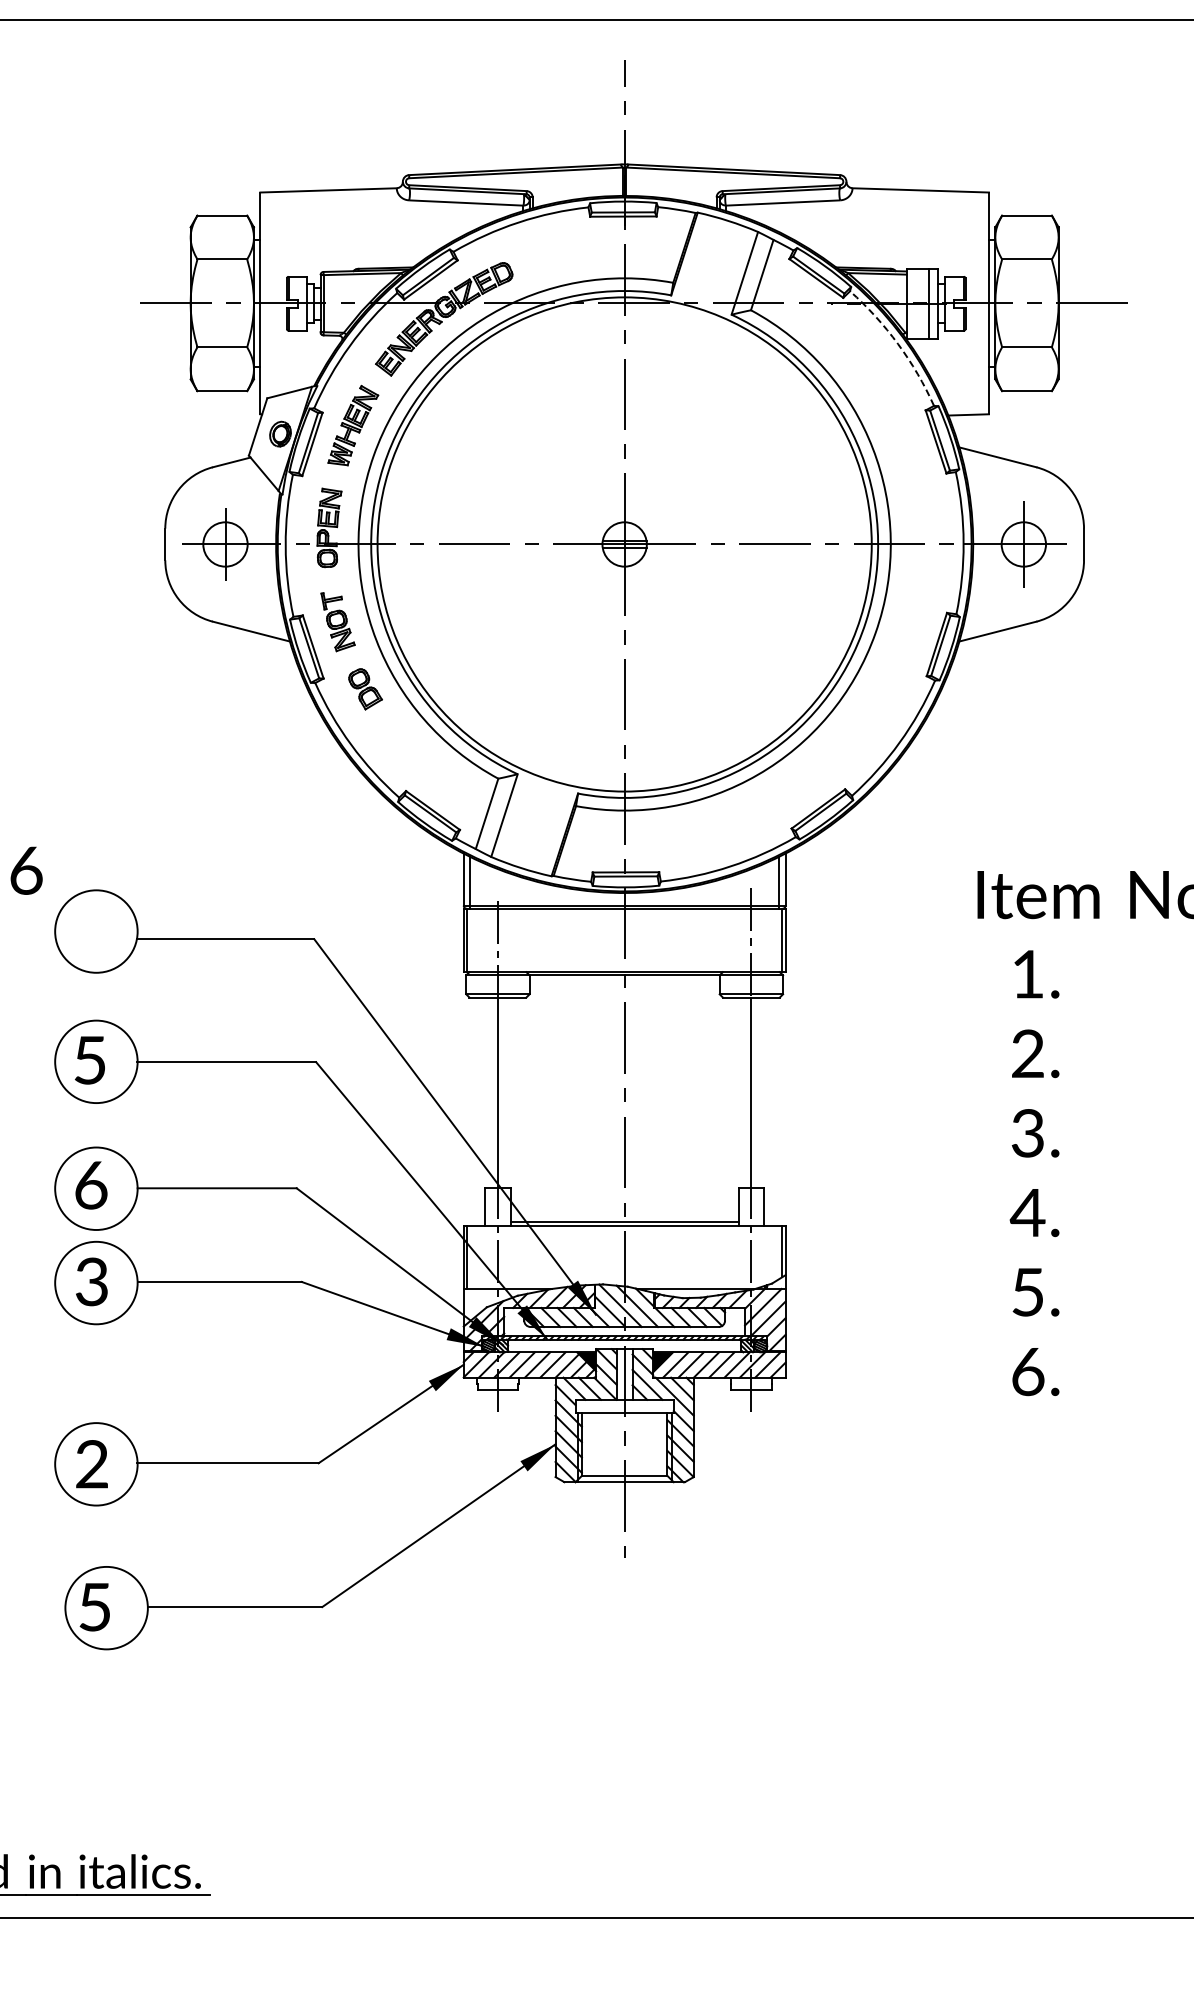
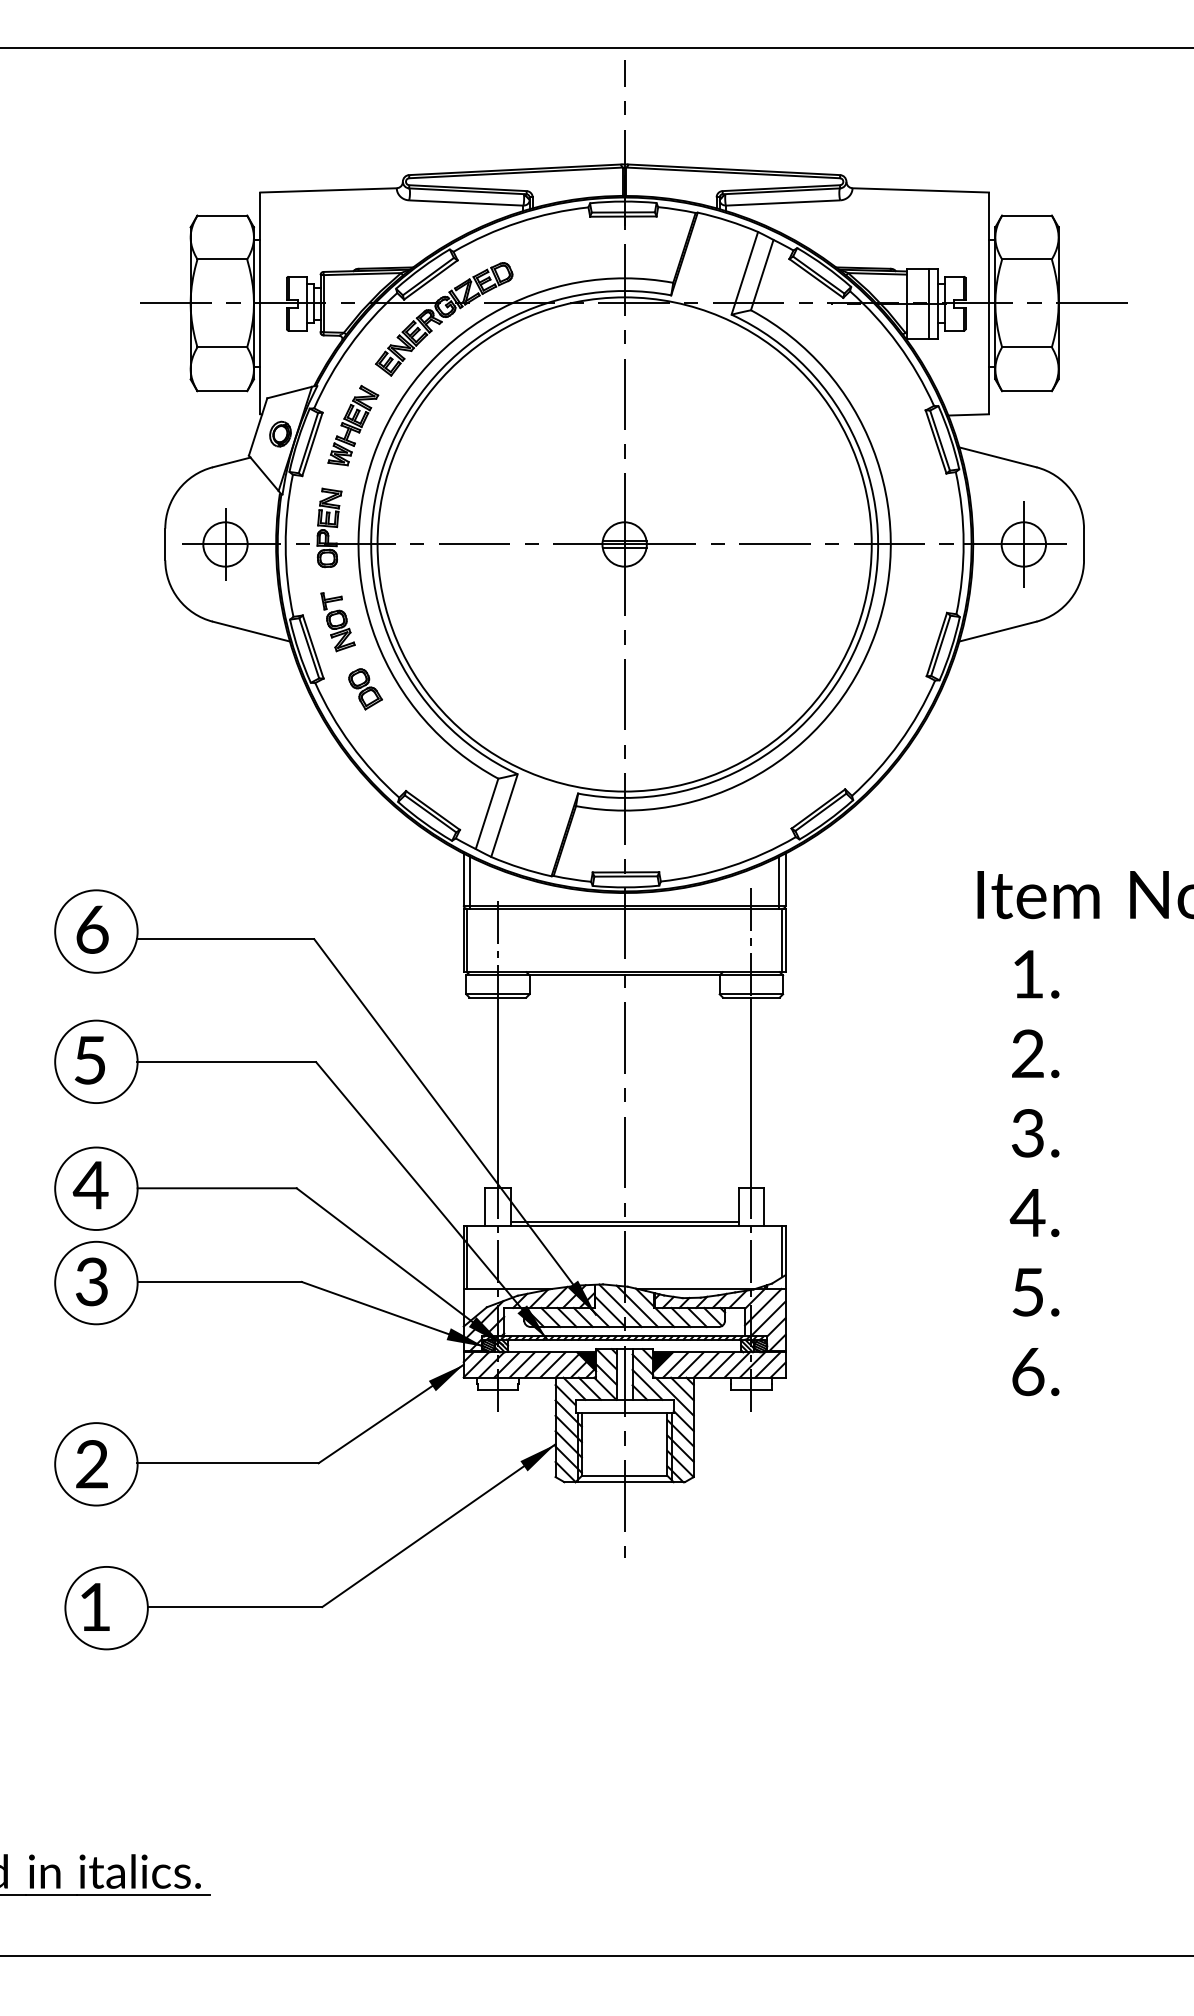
line position: (596, 20) -> (596, 48) (596, 48)
arc: dashed -> solid (898, 344)
text position: (26, 870) -> (92, 929) (92, 929)
text: 6 -> 4 (90, 1185)
text: 5 -> 1 (94, 1607)
line position: (596, 1917) -> (596, 1955) (596, 1955)
